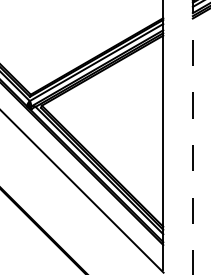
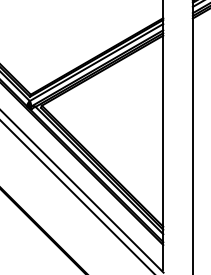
line: dashed -> solid (192, 137)
line: none -> present (77, 196)
